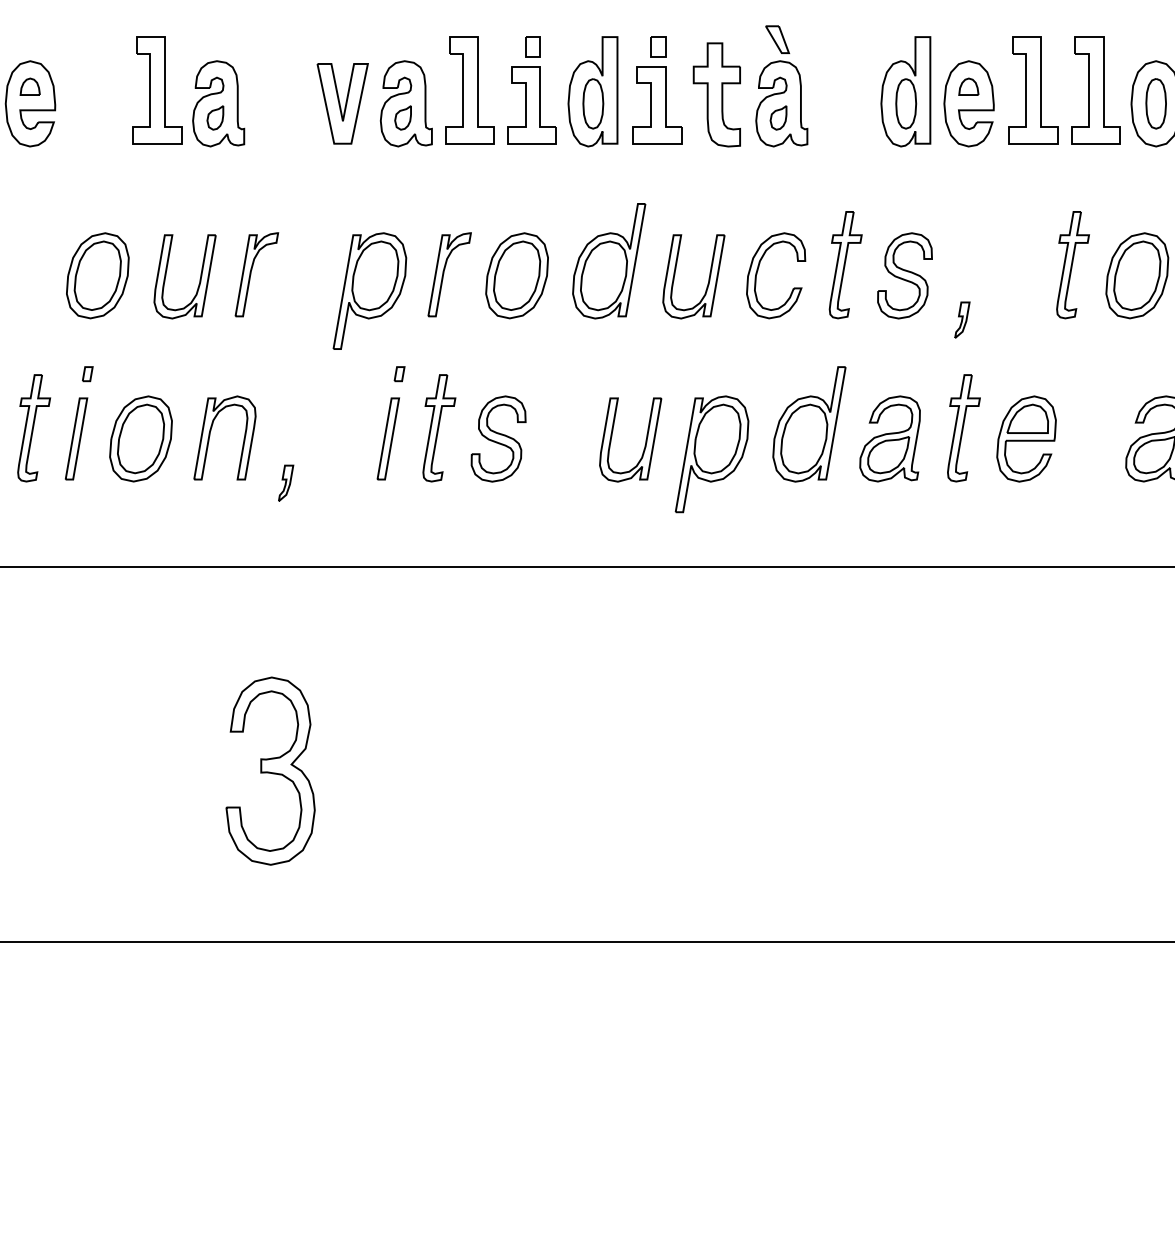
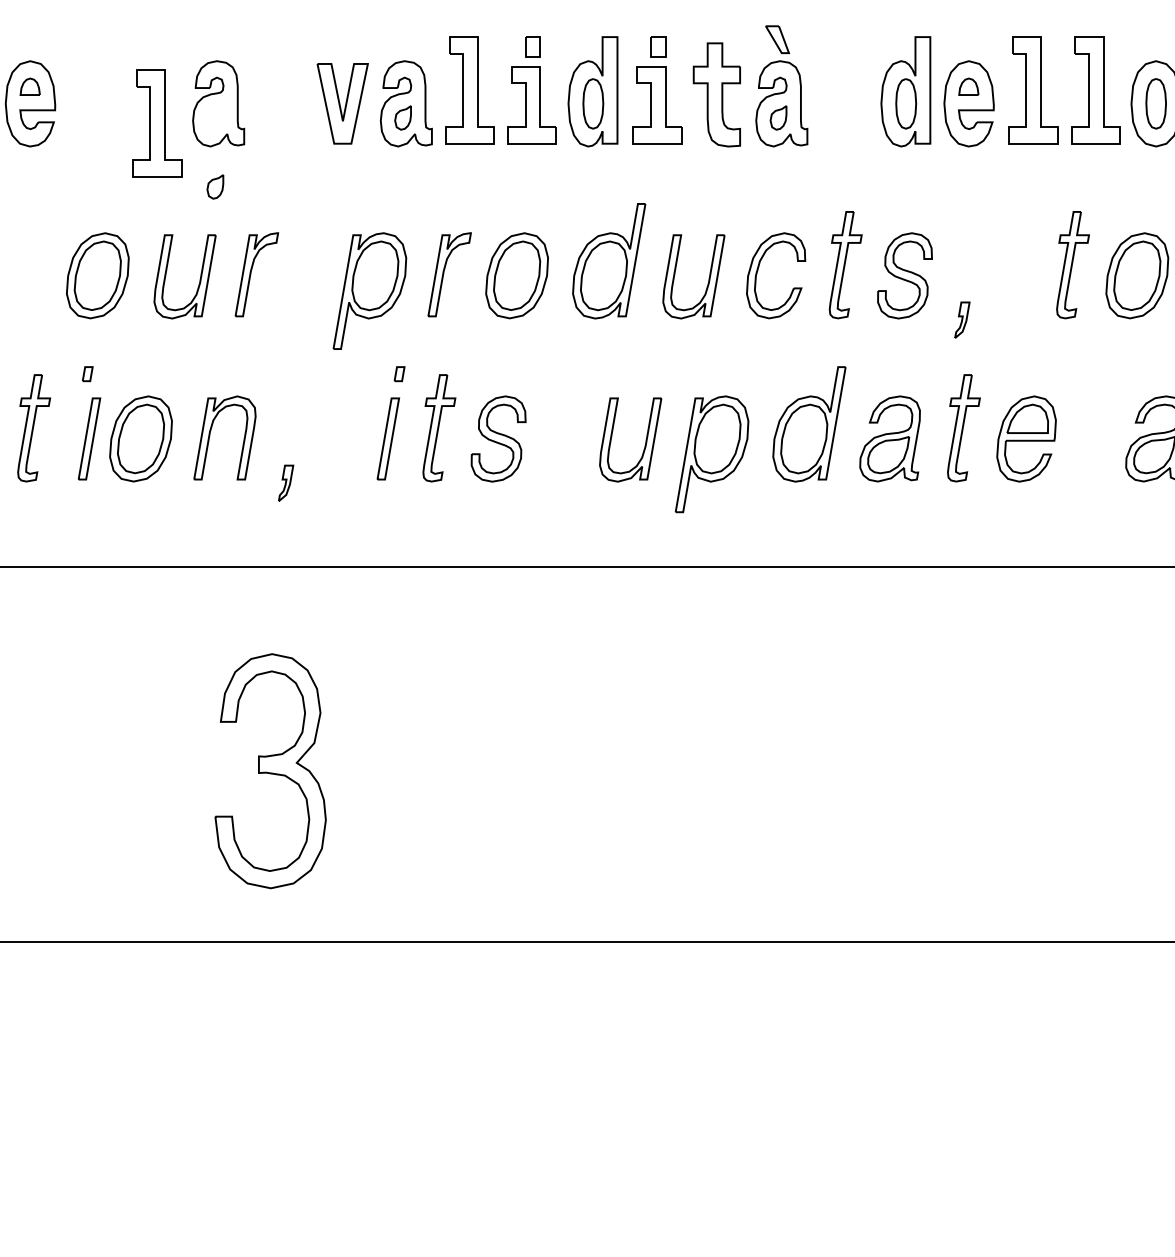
part position: (157, 90) -> (157, 123) (157, 123)
part position: (215, 117) -> (215, 186) (215, 186)
part position: (76, 438) -> (89, 438) (89, 438)
part size: 91x190 px -> 113x237 px (270, 771)
